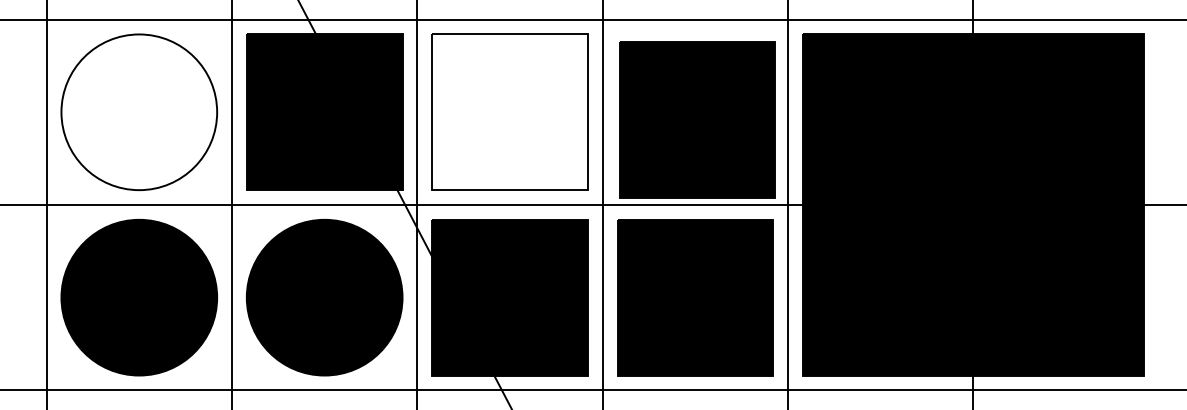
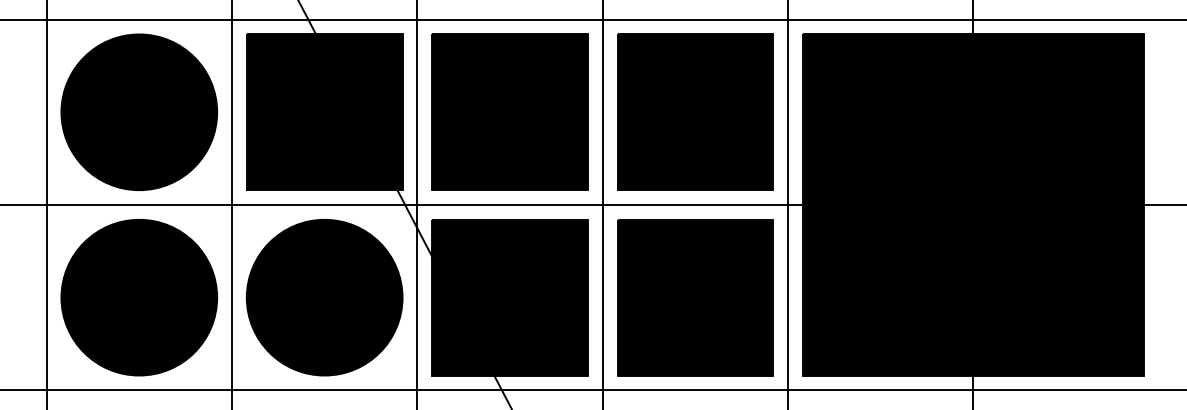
fill: none -> present (139, 112)
fill: none -> present (509, 112)
part position: (697, 119) -> (695, 111) (695, 111)
